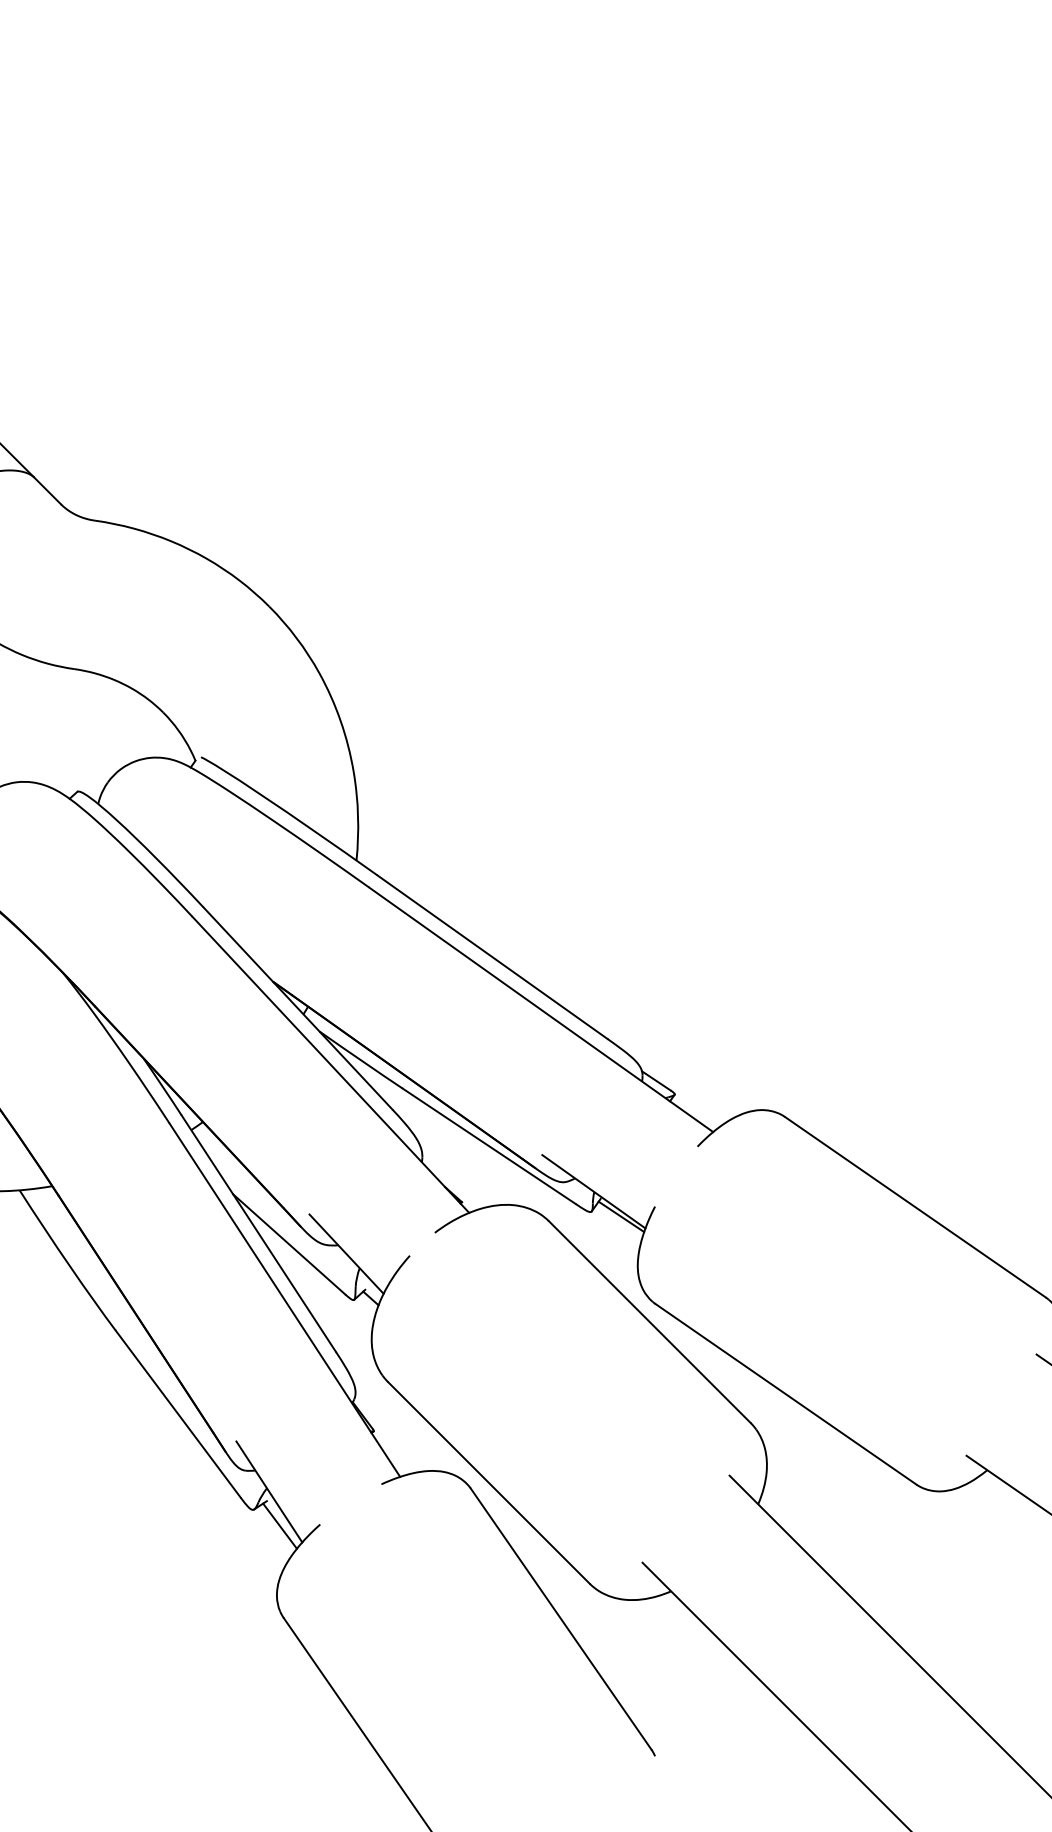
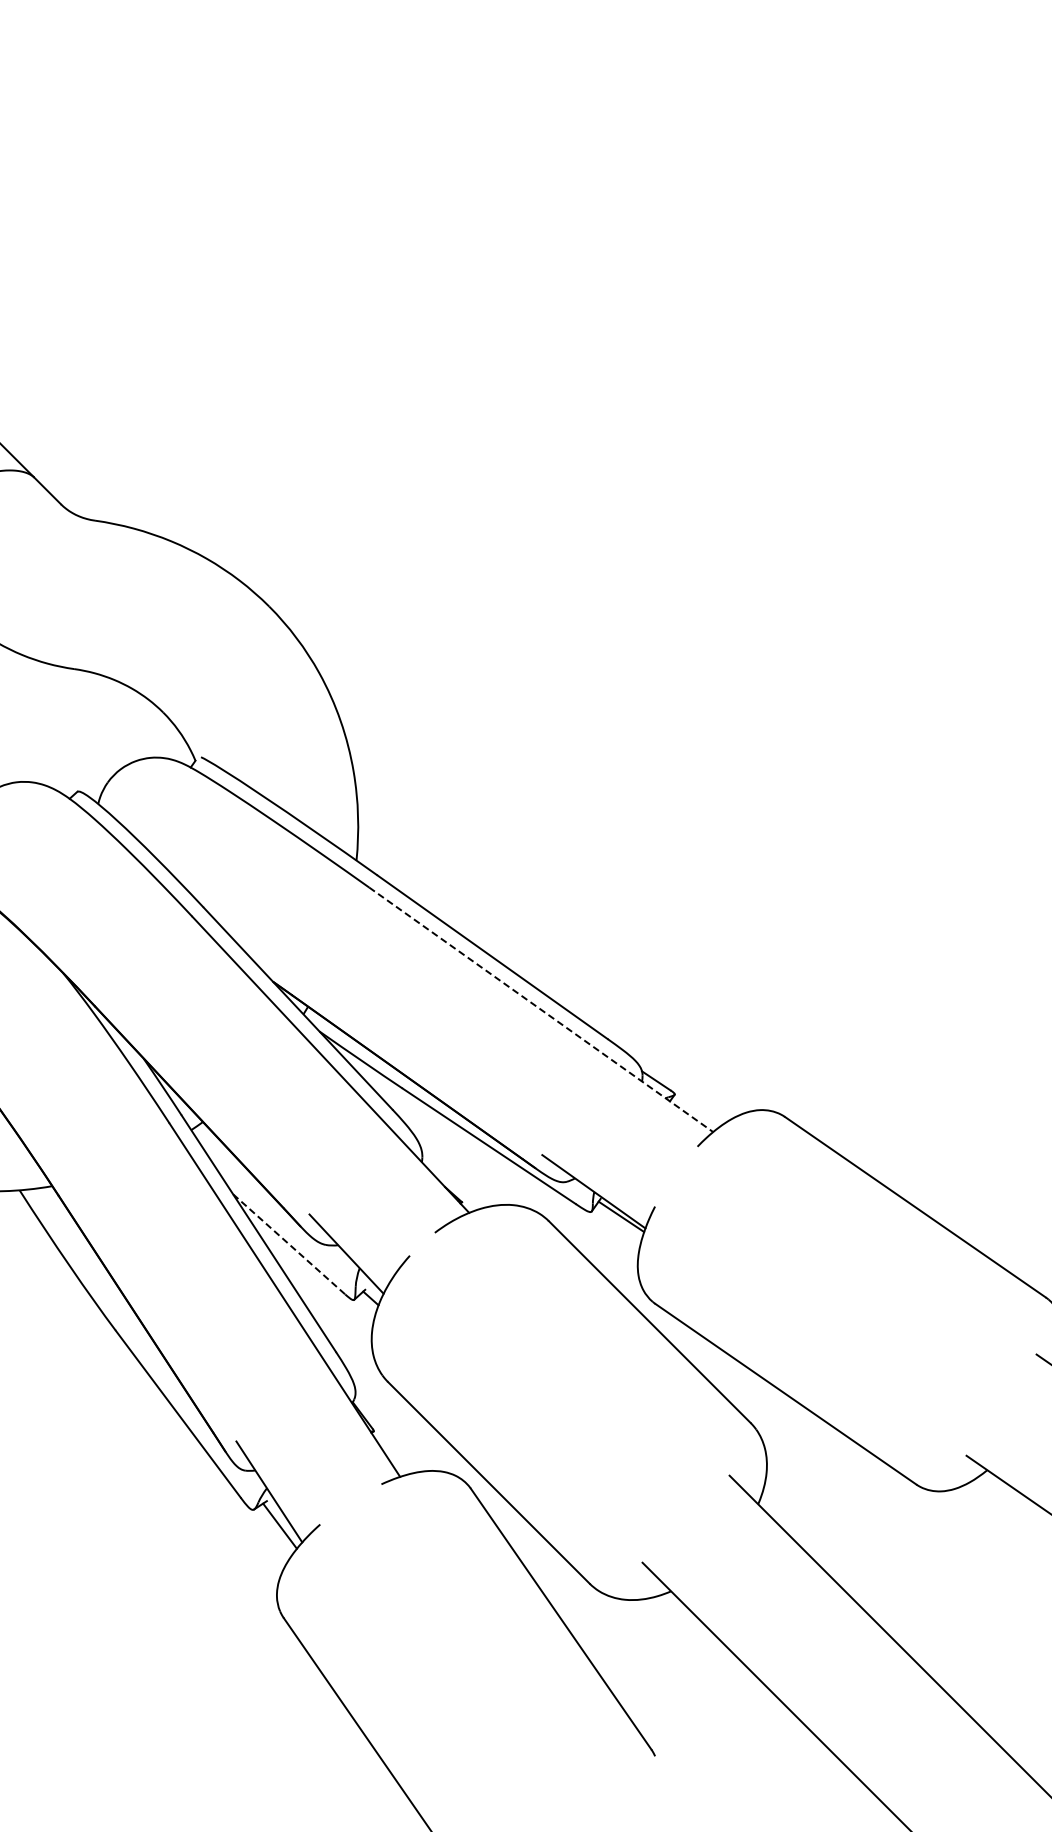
line: solid -> dashed (541, 1010)
line: solid -> dashed (289, 1244)
